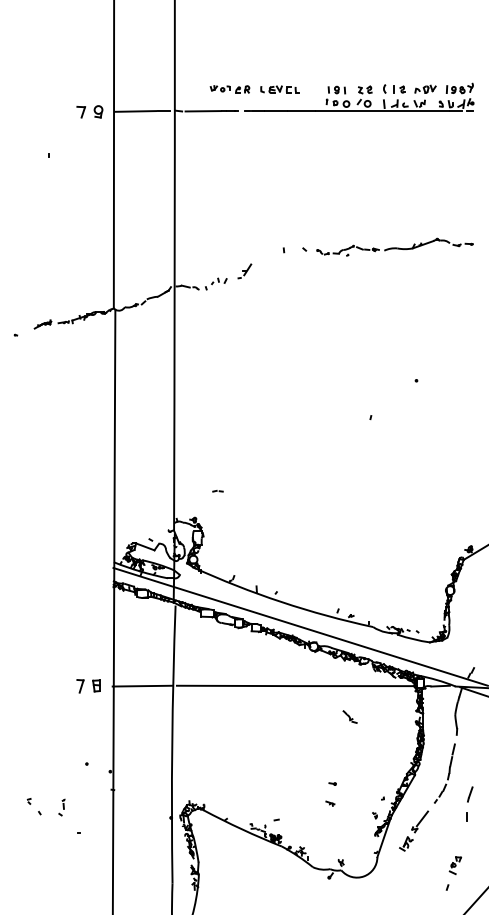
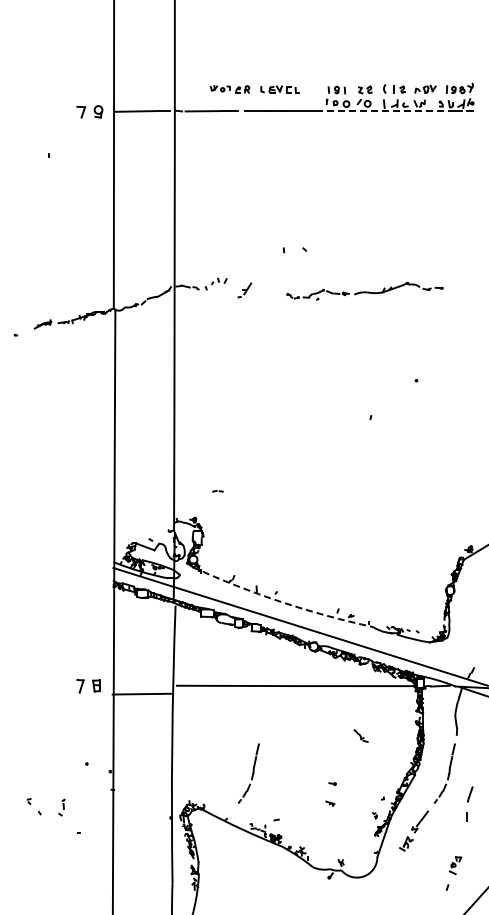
line: solid -> dashed (383, 111)
part position: (394, 246) -> (364, 290) (364, 290)
part position: (244, 271) -> (244, 290) (244, 290)
arc: solid -> dashed (281, 602)
line position: (142, 685) -> (142, 693) (142, 693)
part position: (349, 716) -> (360, 735) (360, 735)
part: none -> present (248, 773)
